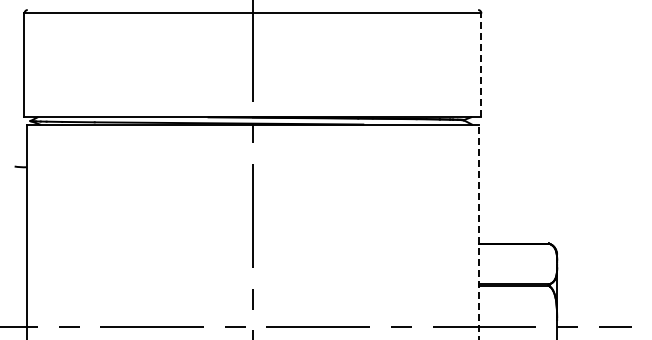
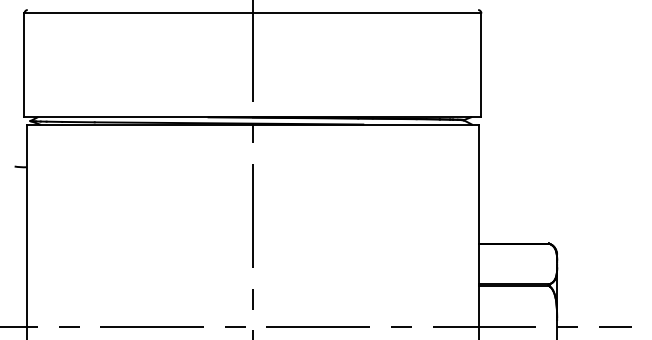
line: dashed -> solid (481, 65)
line: dashed -> solid (479, 231)
